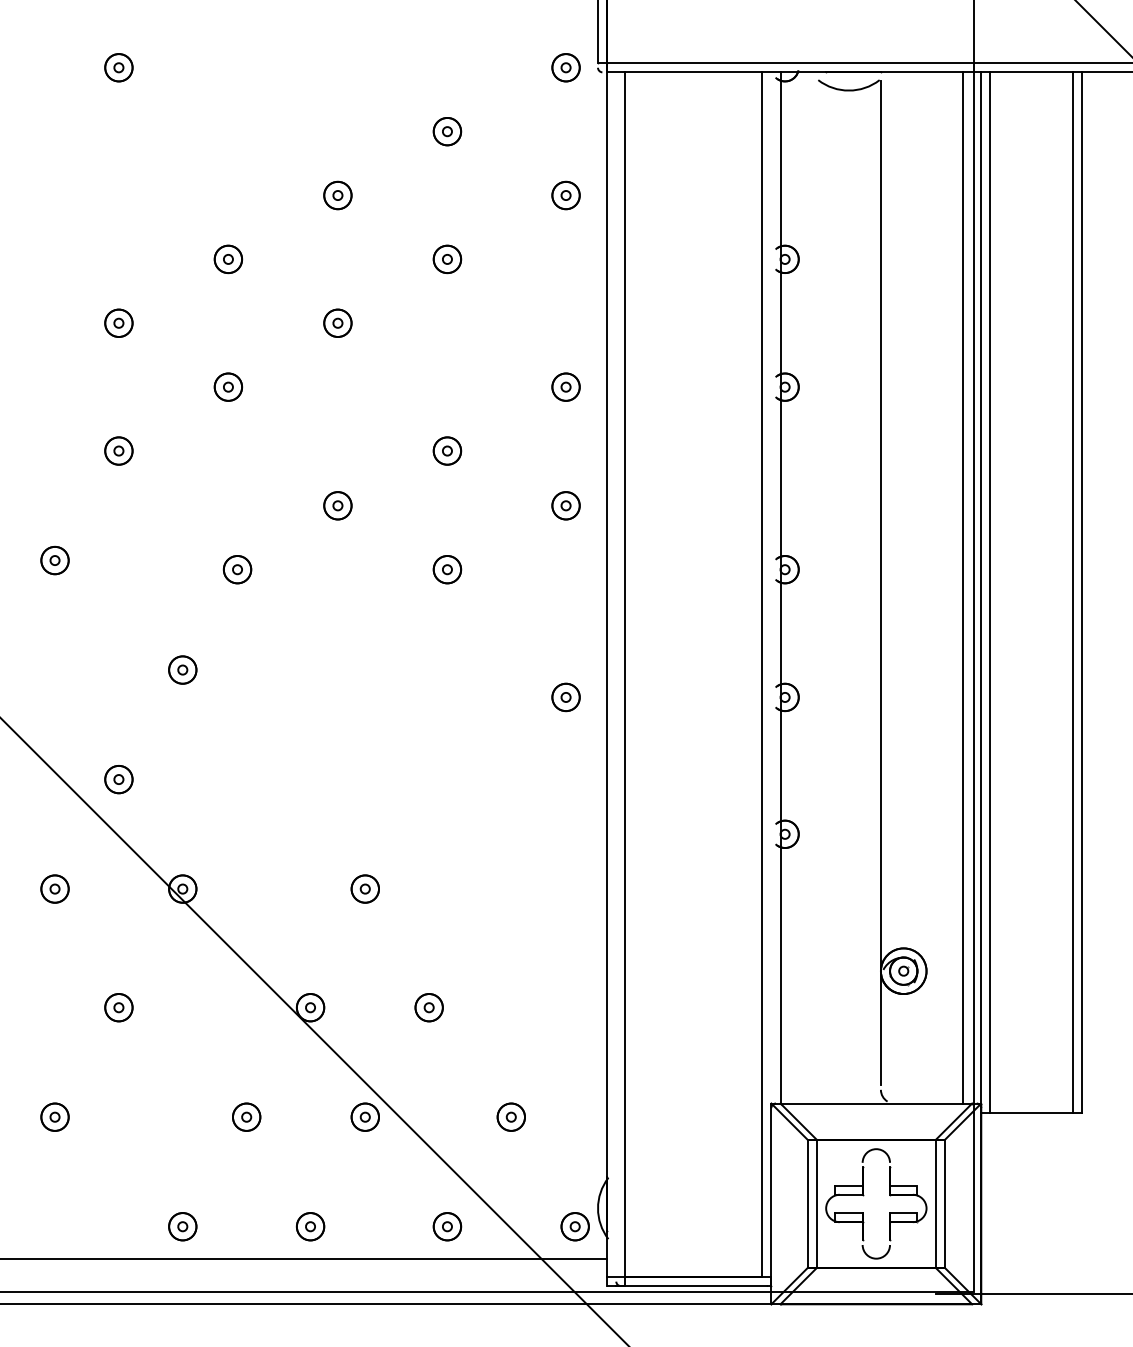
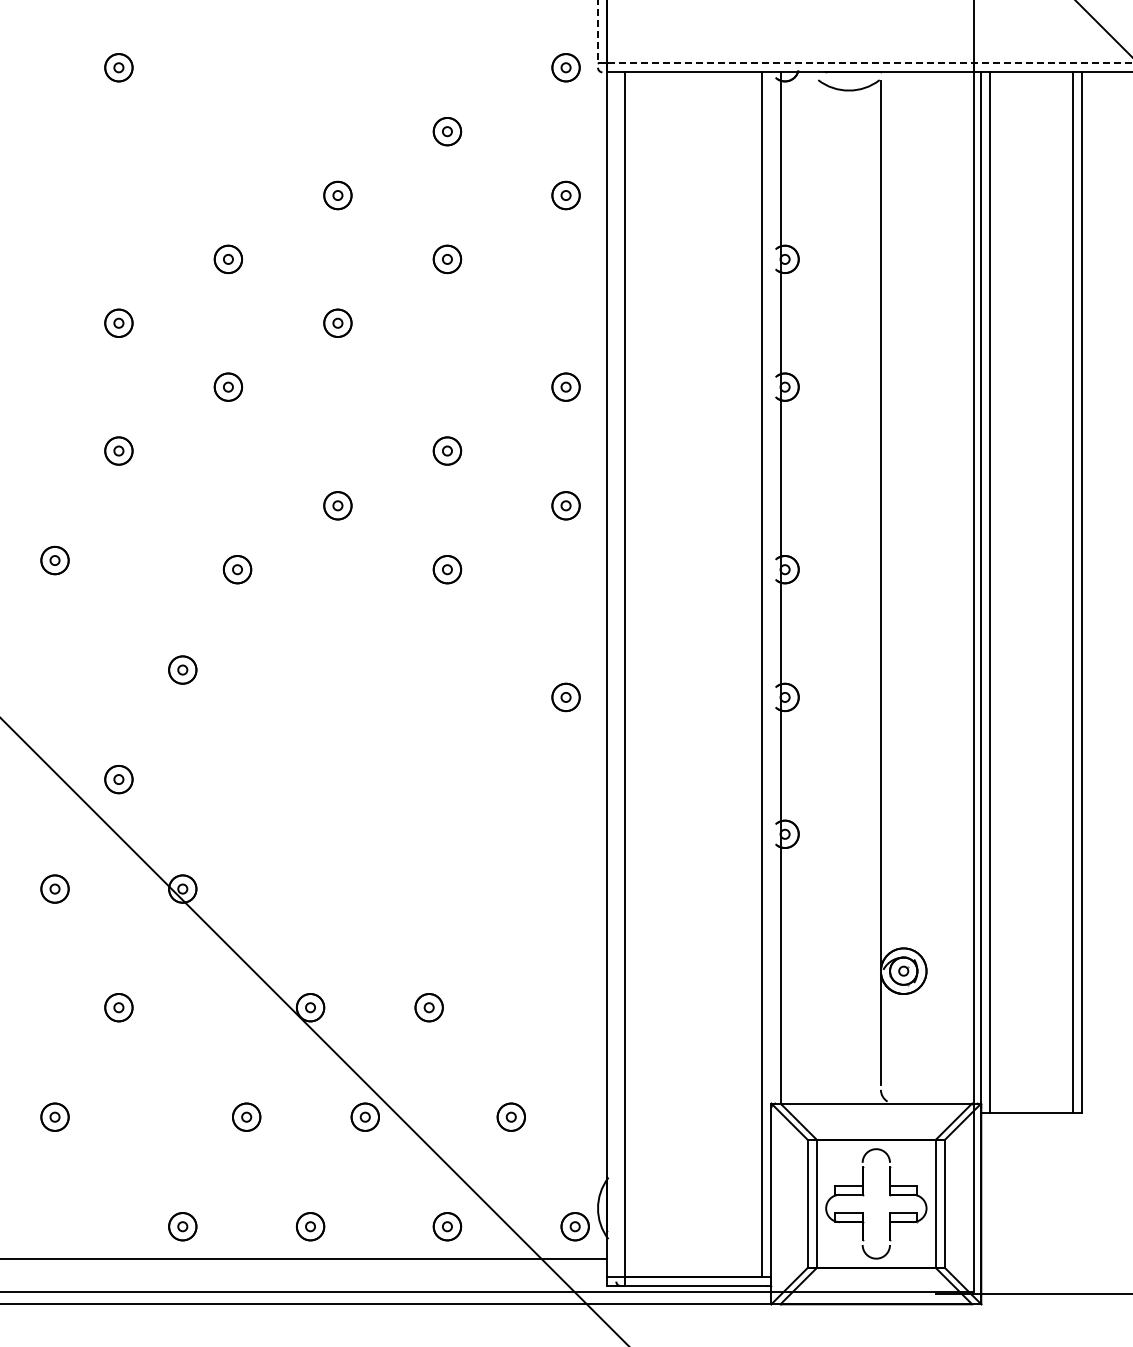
line: solid -> dashed (598, 32)
line: solid -> dashed (869, 63)
line: present -> none (963, 587)
part: present -> none (364, 888)
